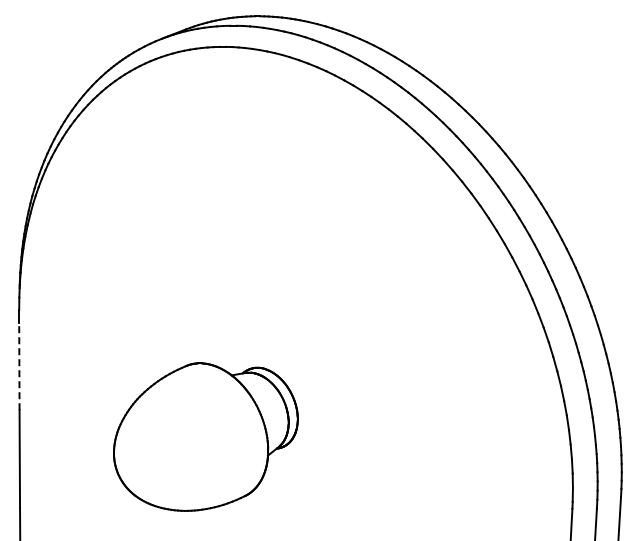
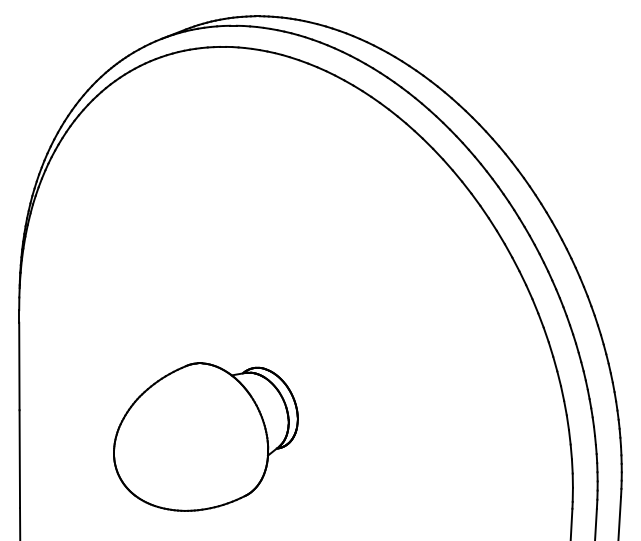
line: dashed -> solid (19, 366)
